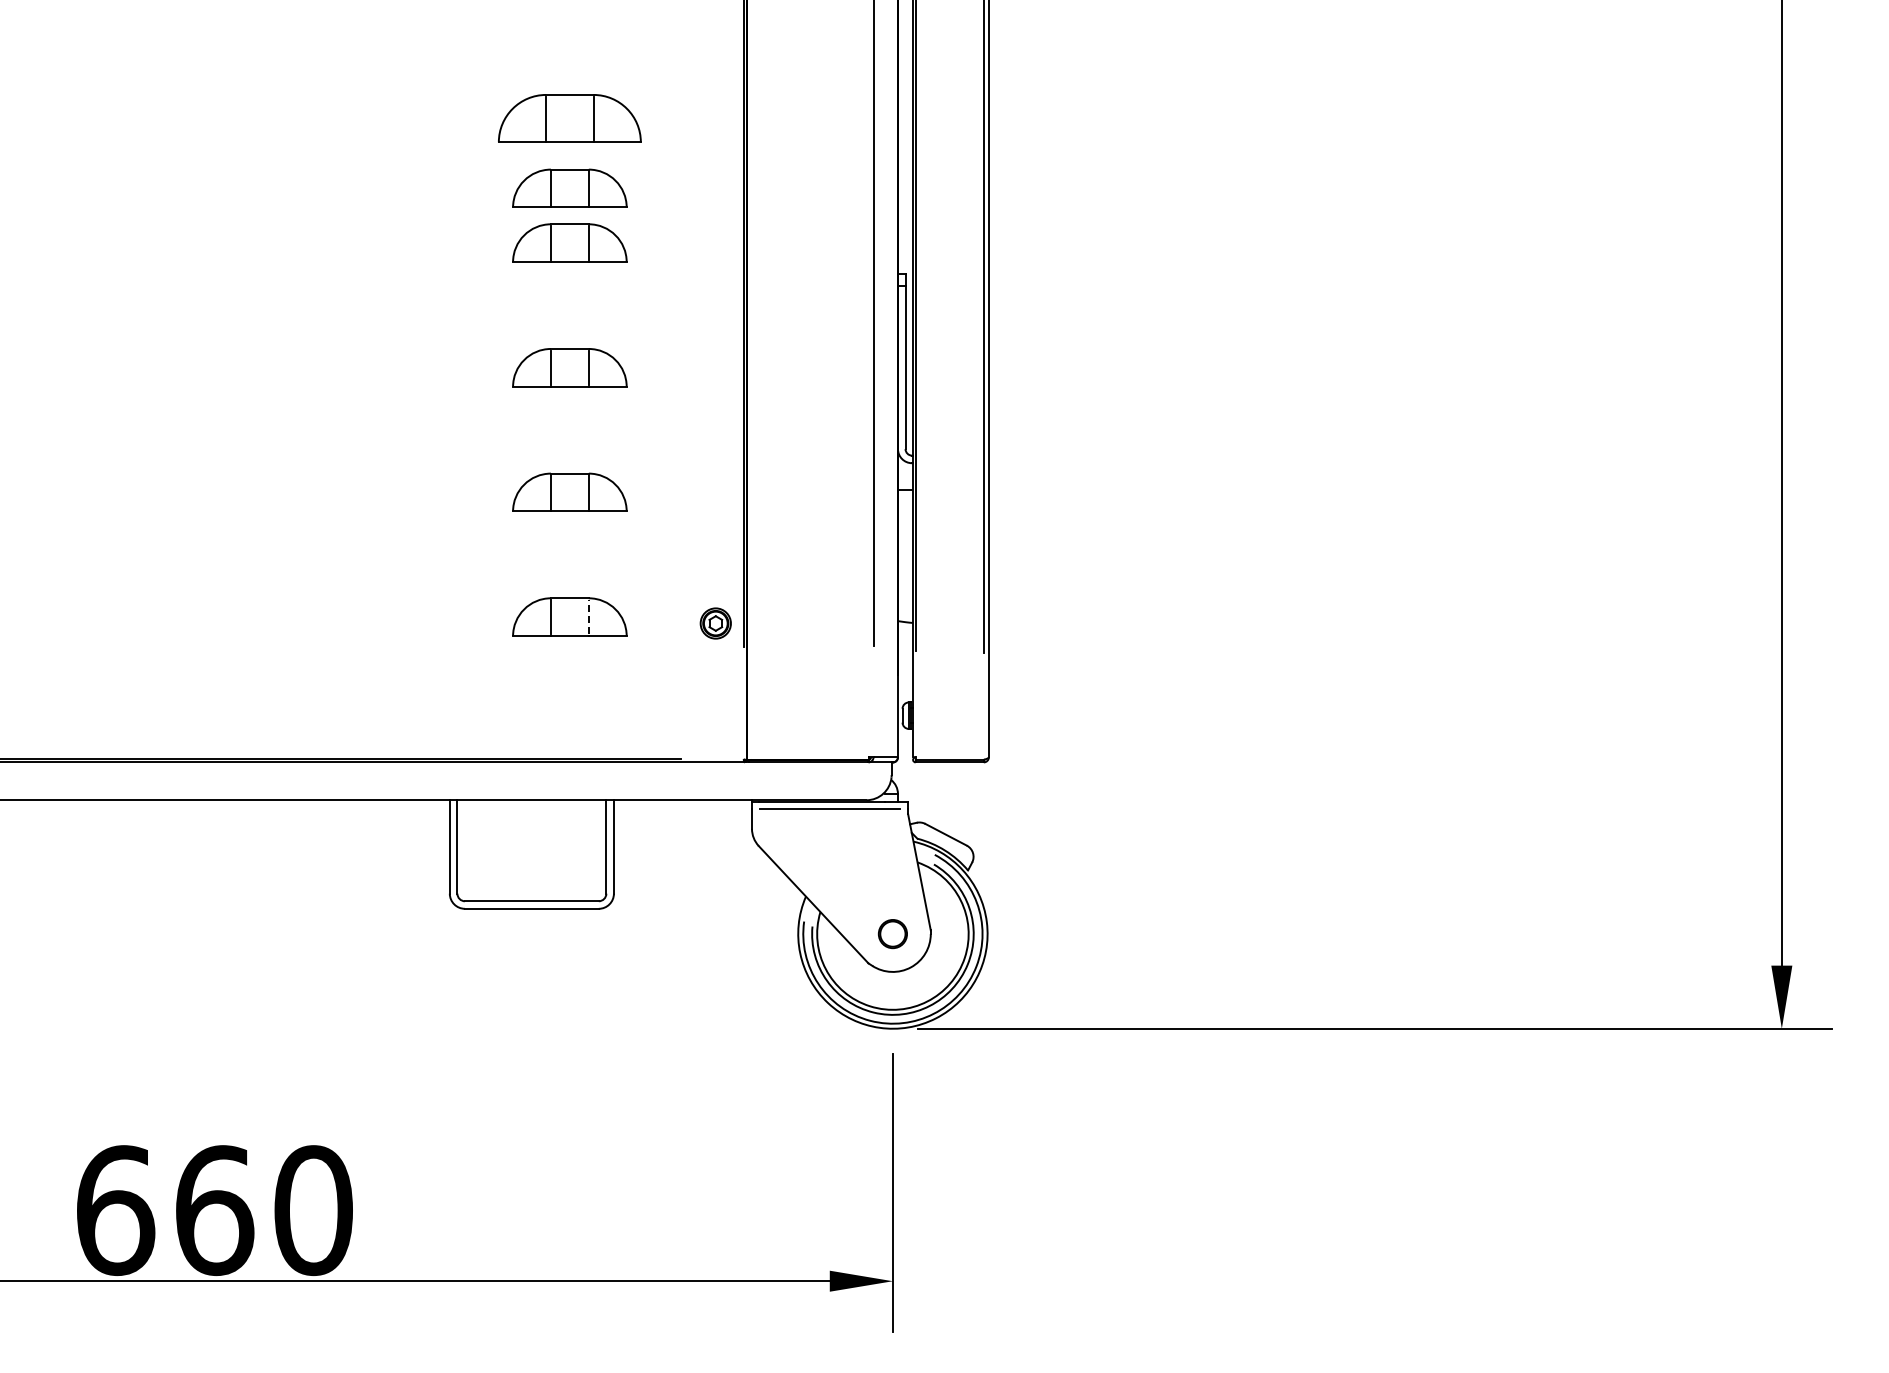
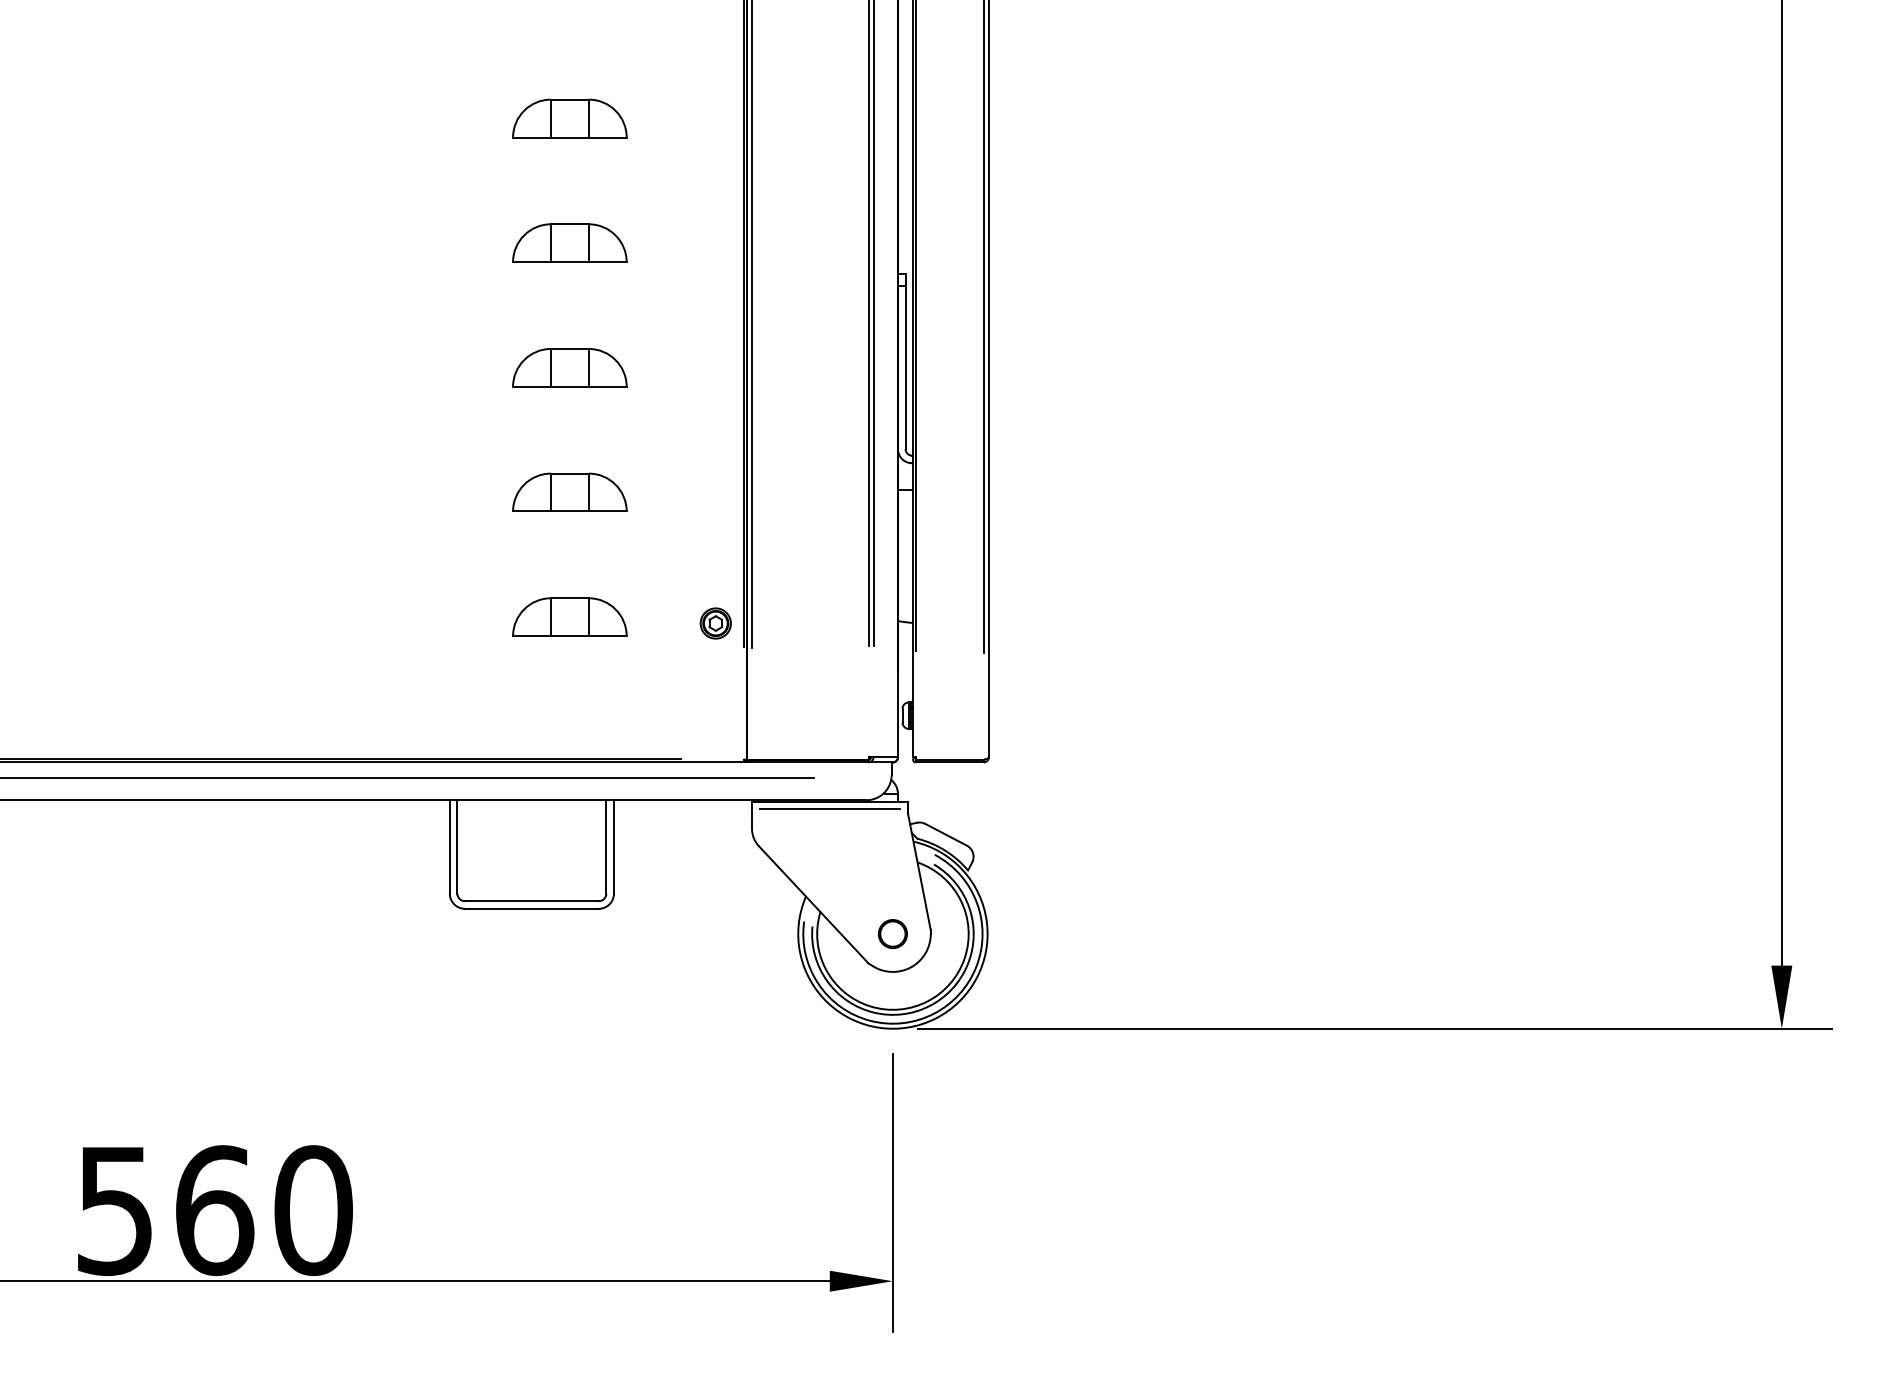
part size: 144x49 px -> 116x41 px (569, 118)
part: present -> none (569, 187)
line: none -> present (868, 323)
line: none -> present (751, 324)
line: dashed -> solid (588, 616)
line: none -> present (407, 777)
text: 660 -> 560 (116, 1210)
